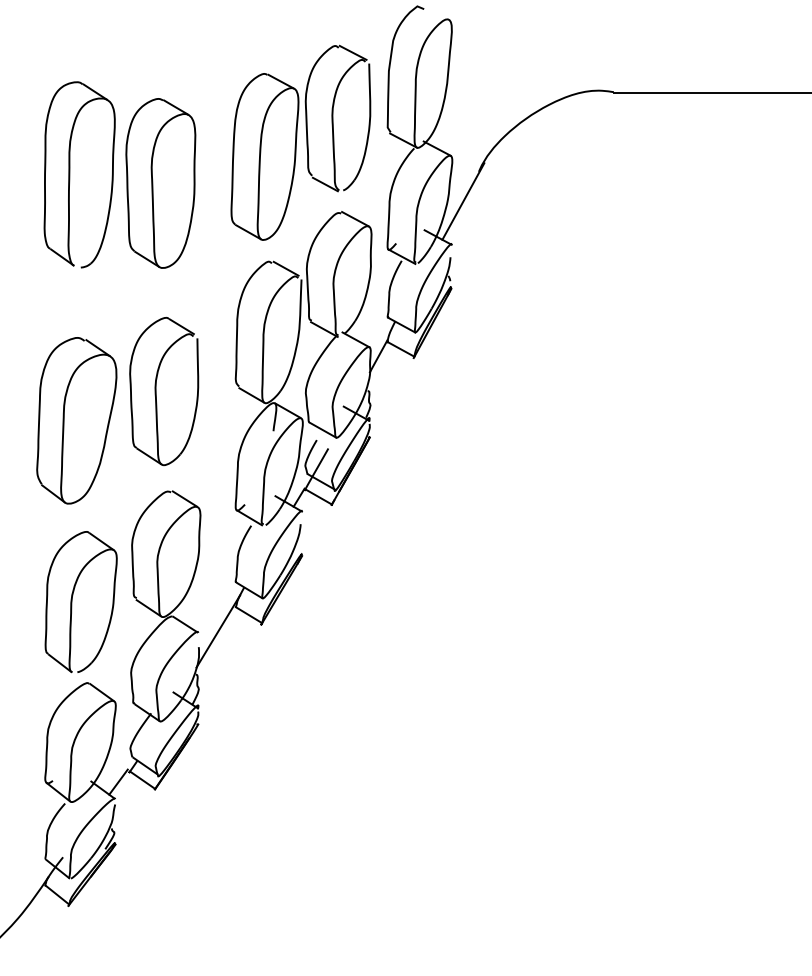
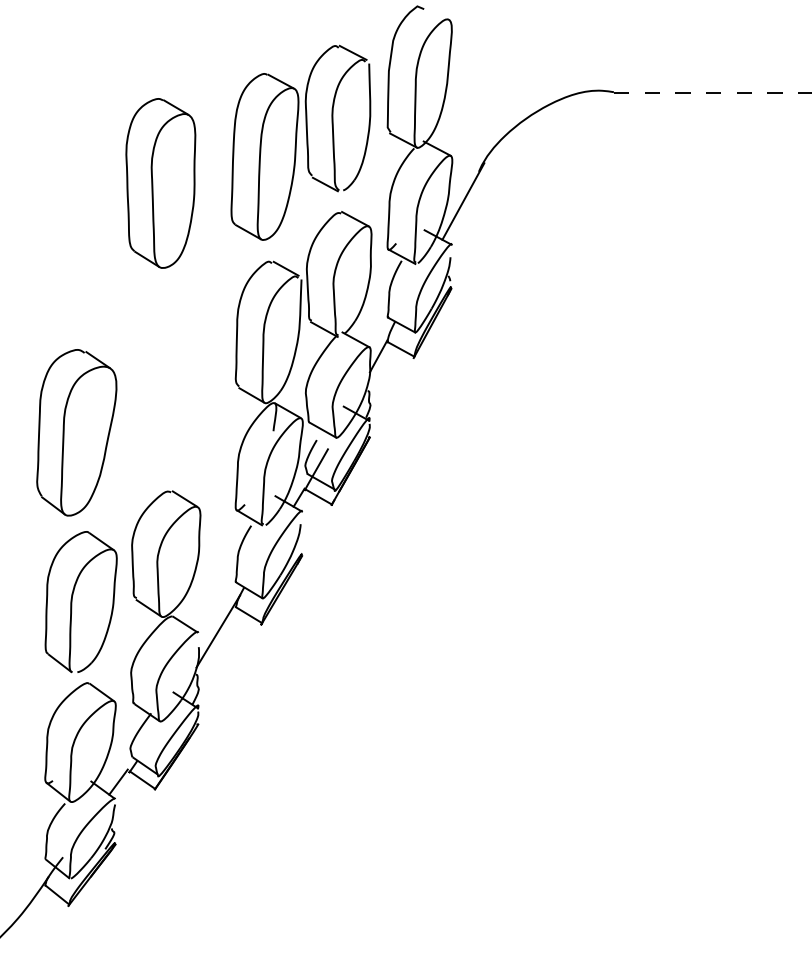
line: solid -> dashed (712, 92)
part: present -> none (70, 174)
part: present -> none (156, 391)
part position: (76, 420) -> (76, 432) (76, 432)
